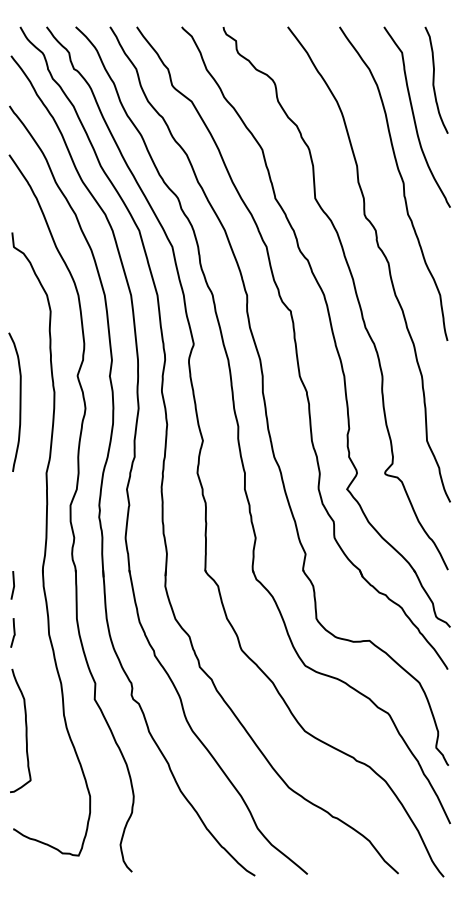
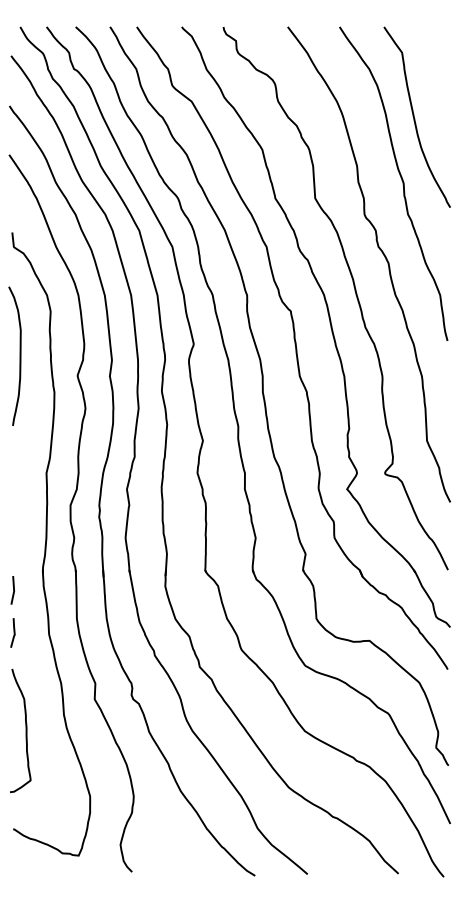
curve: present -> none (434, 79)
curve position: (19, 401) -> (19, 355) (19, 355)
curve position: (13, 585) -> (13, 590) (13, 590)
